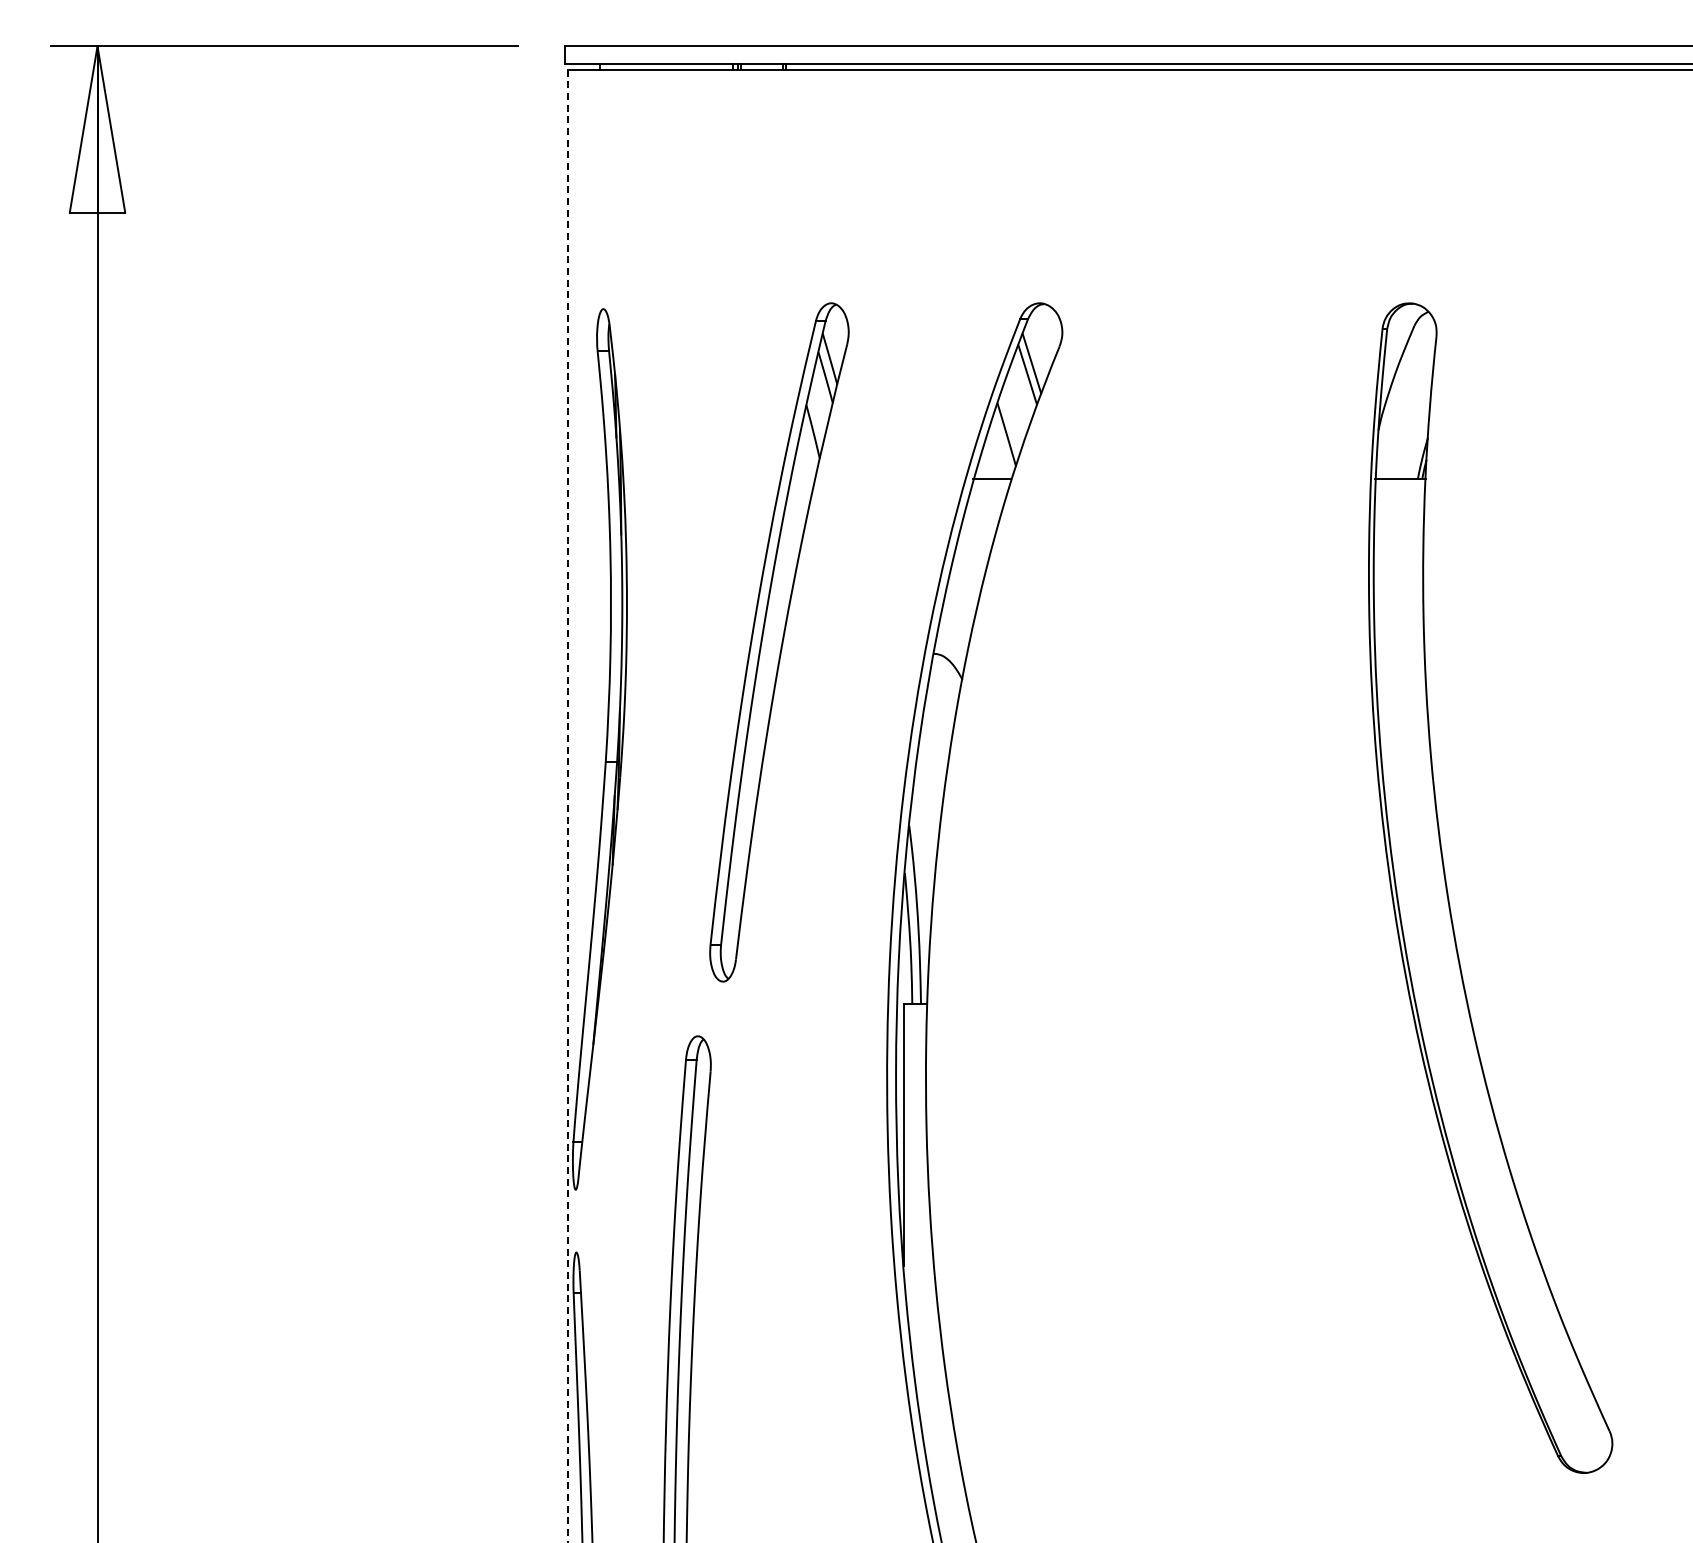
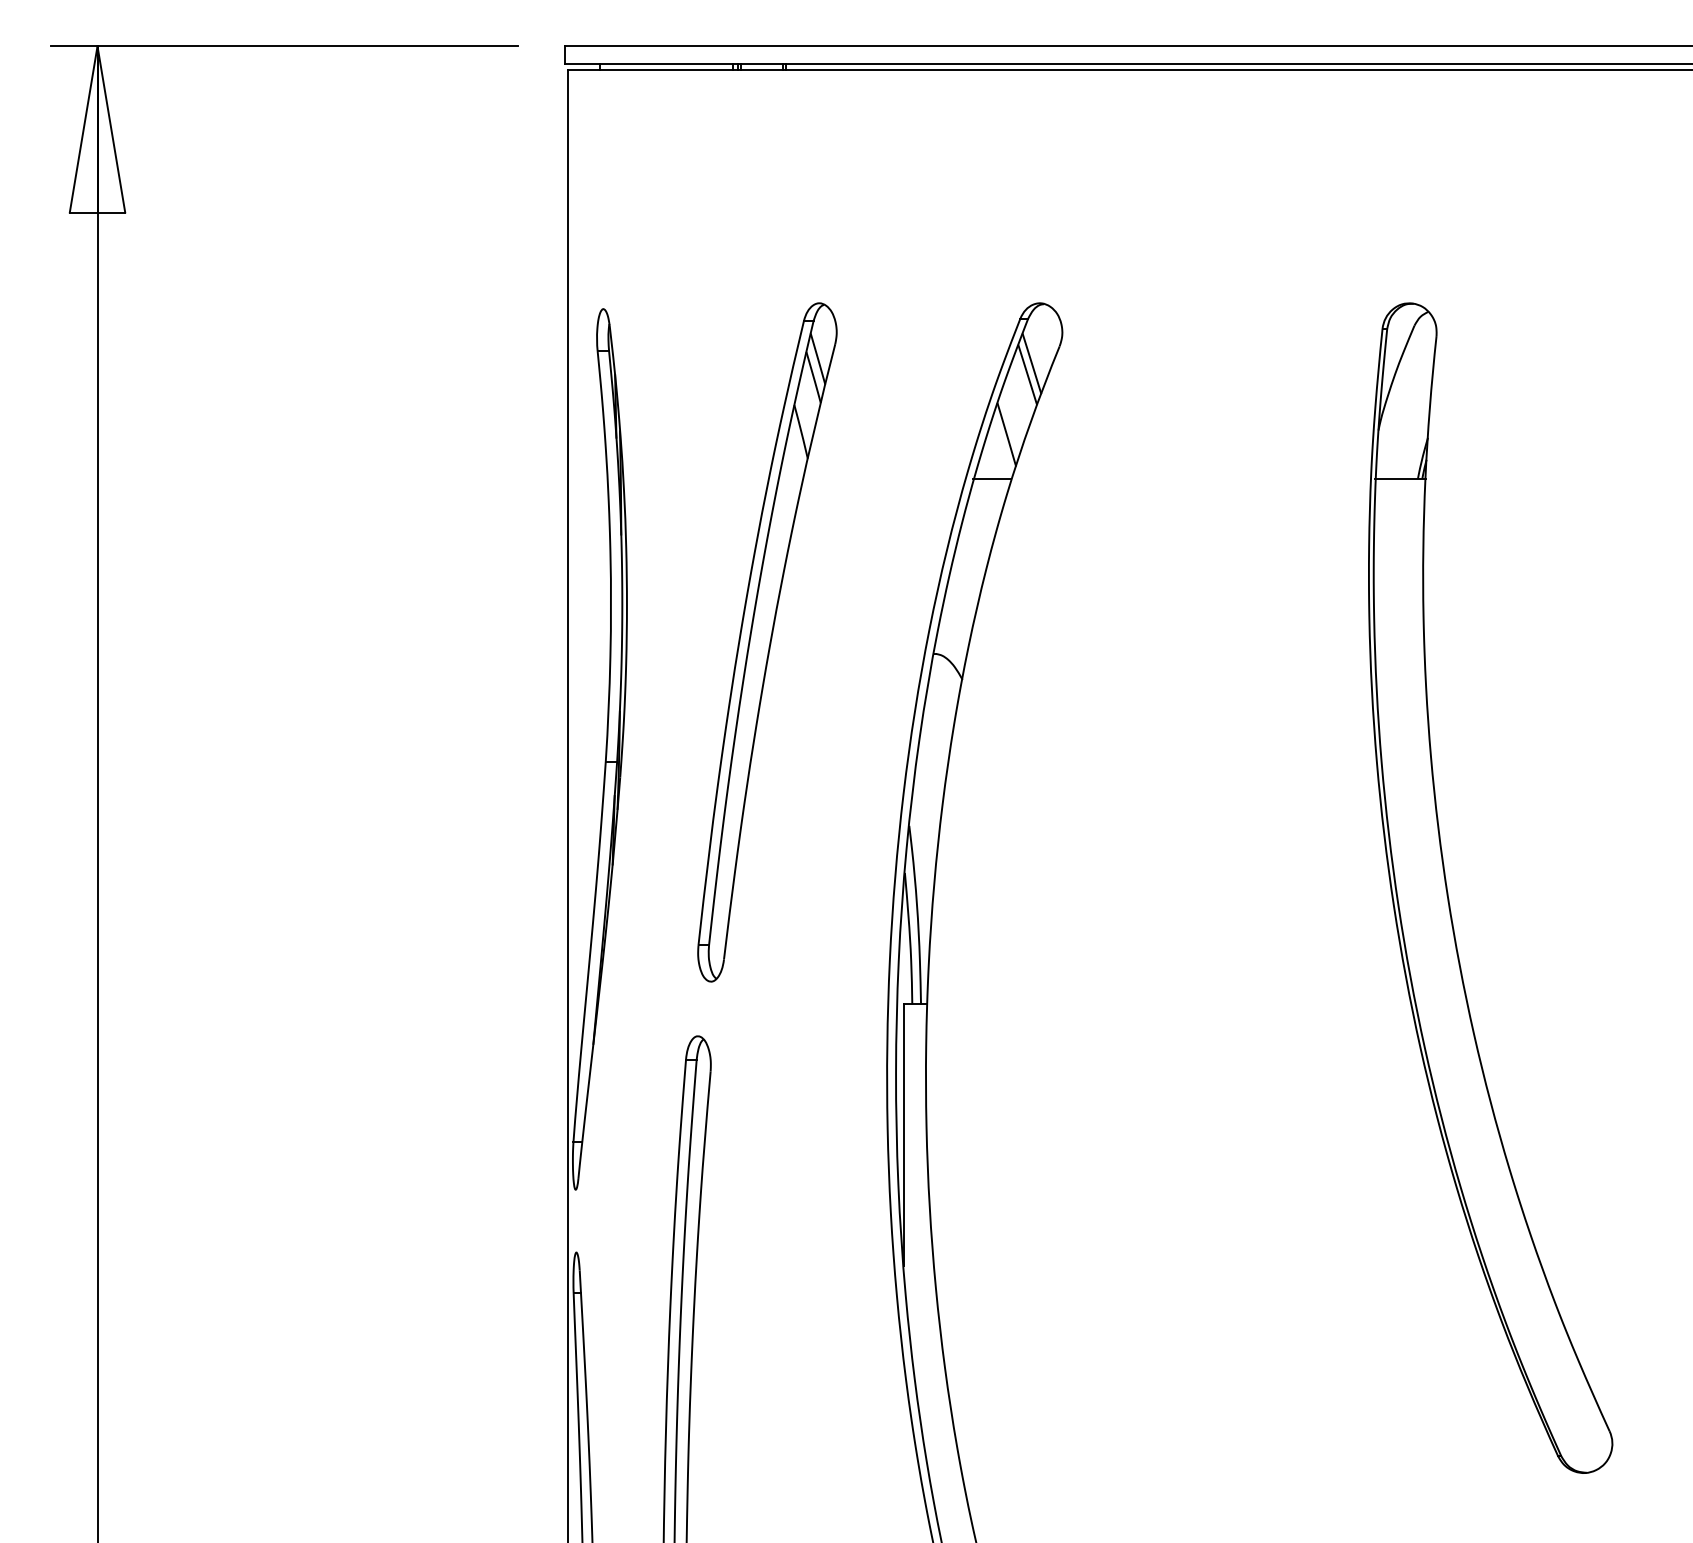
part position: (779, 642) -> (767, 642) (767, 642)
line: dashed -> solid (567, 806)
